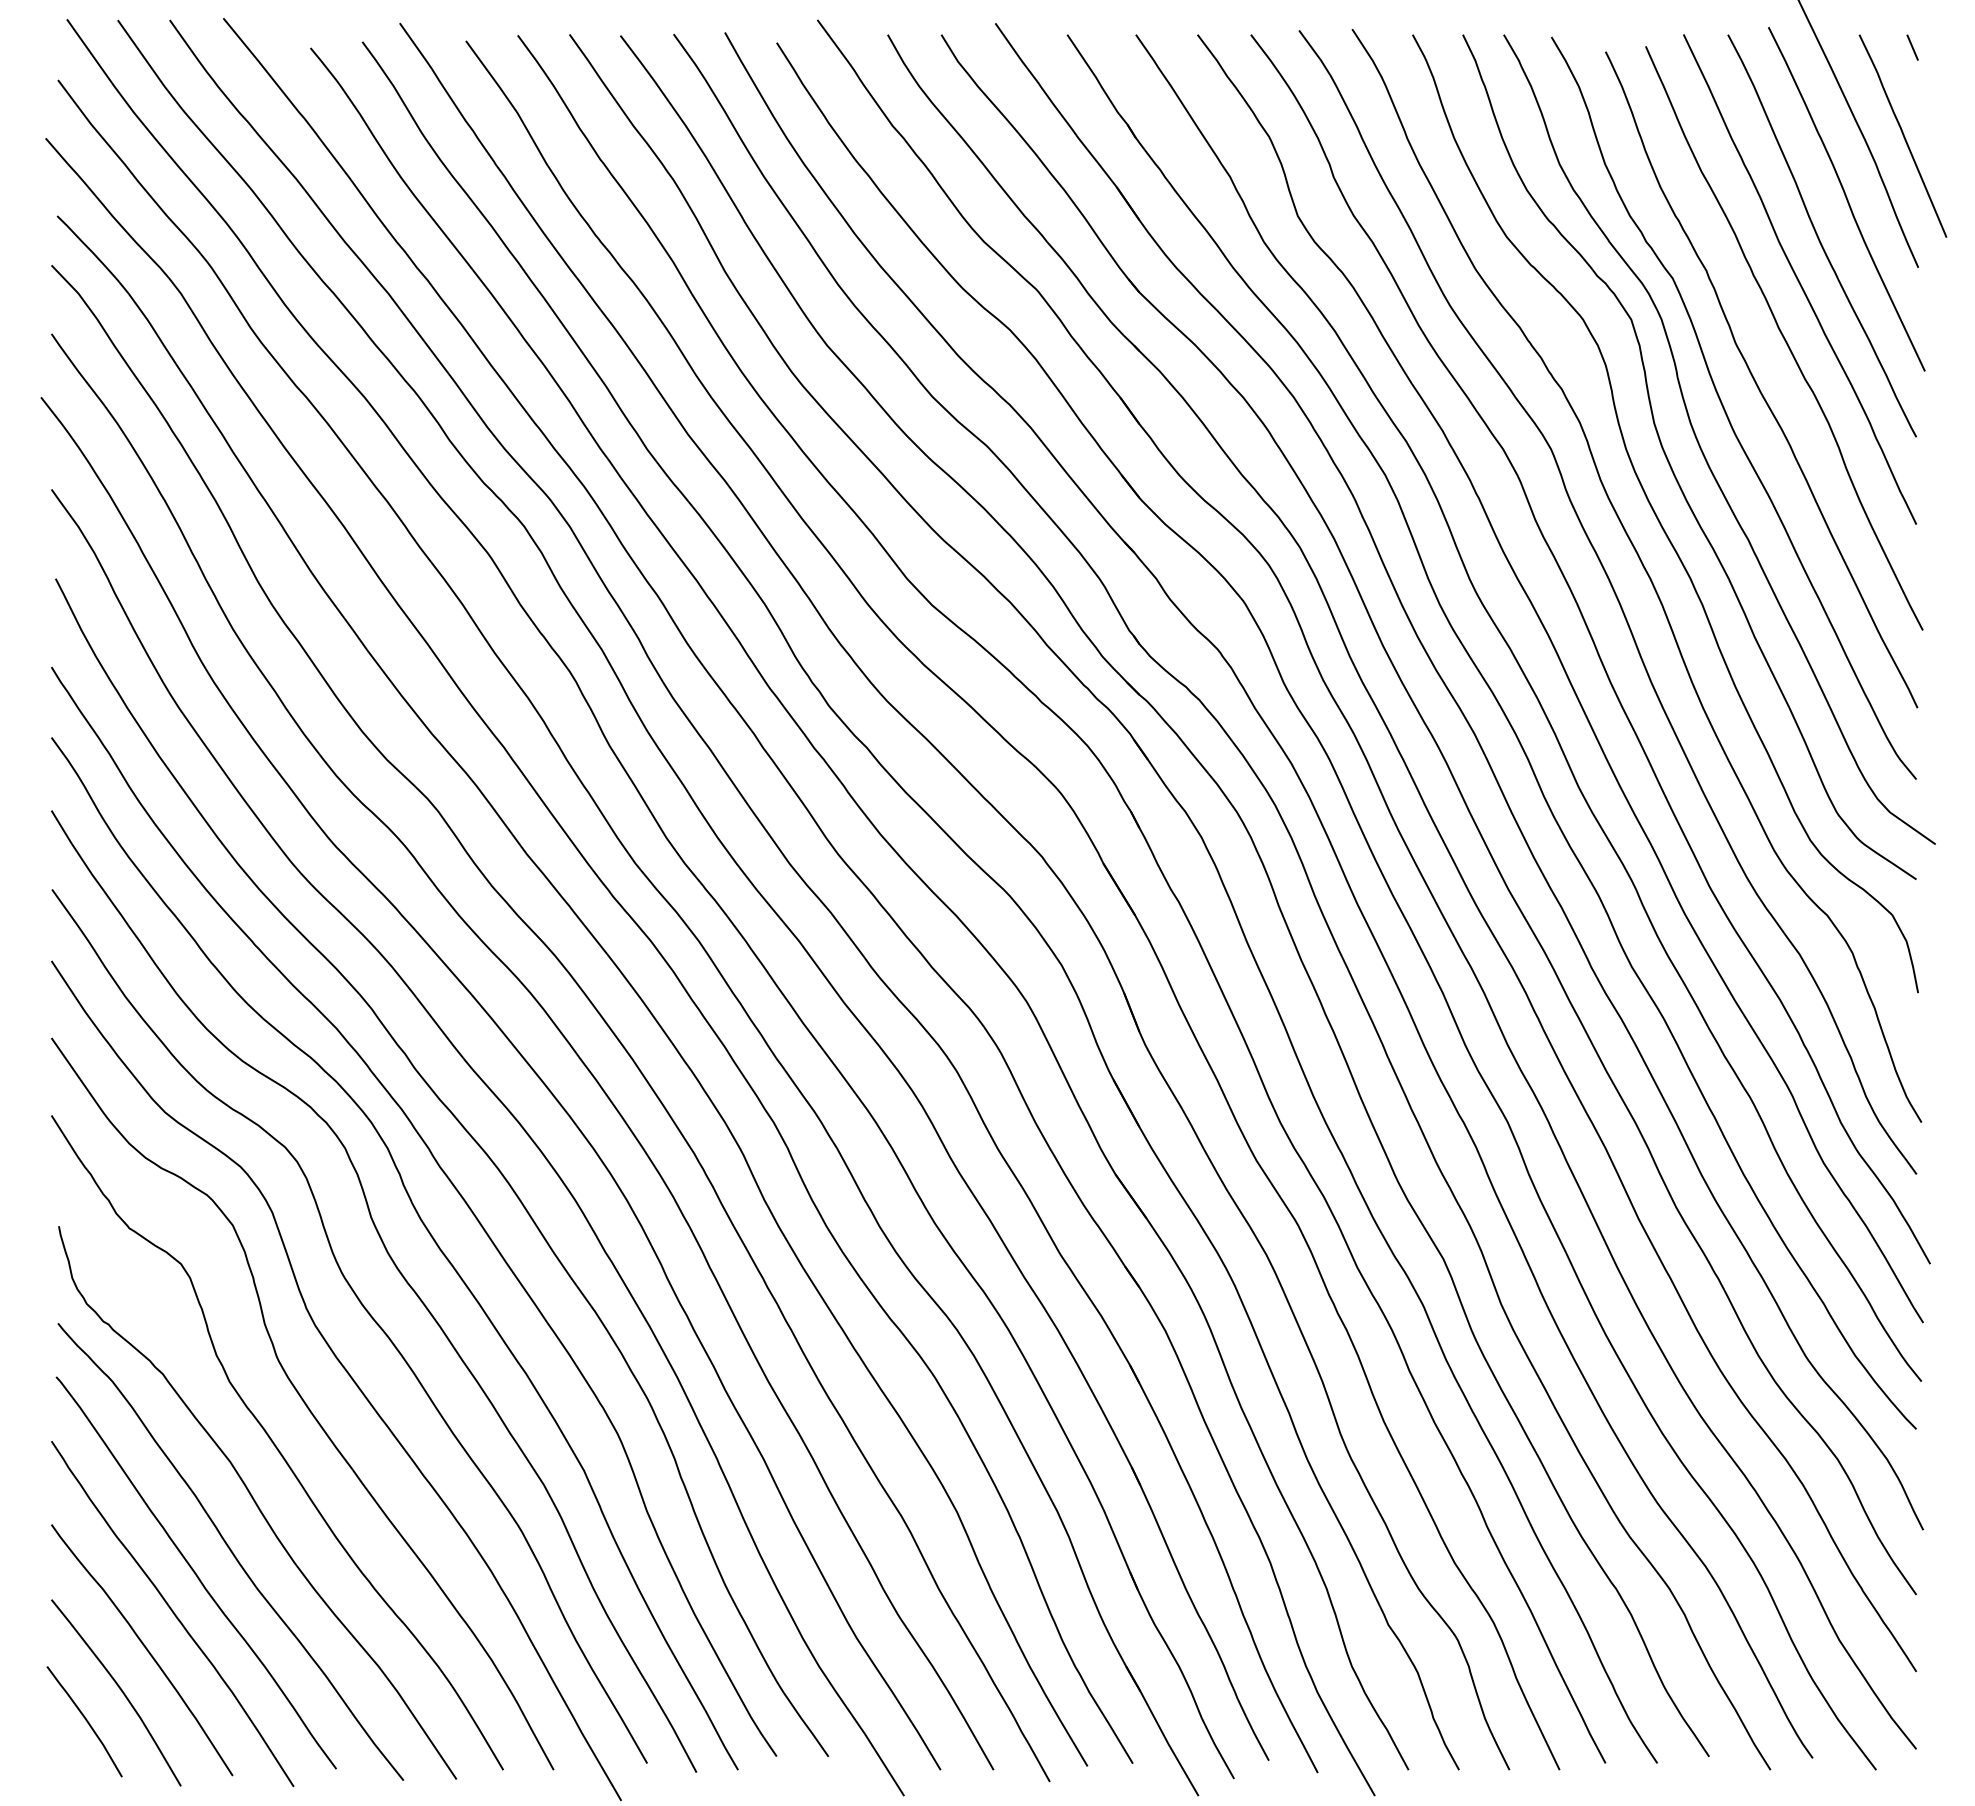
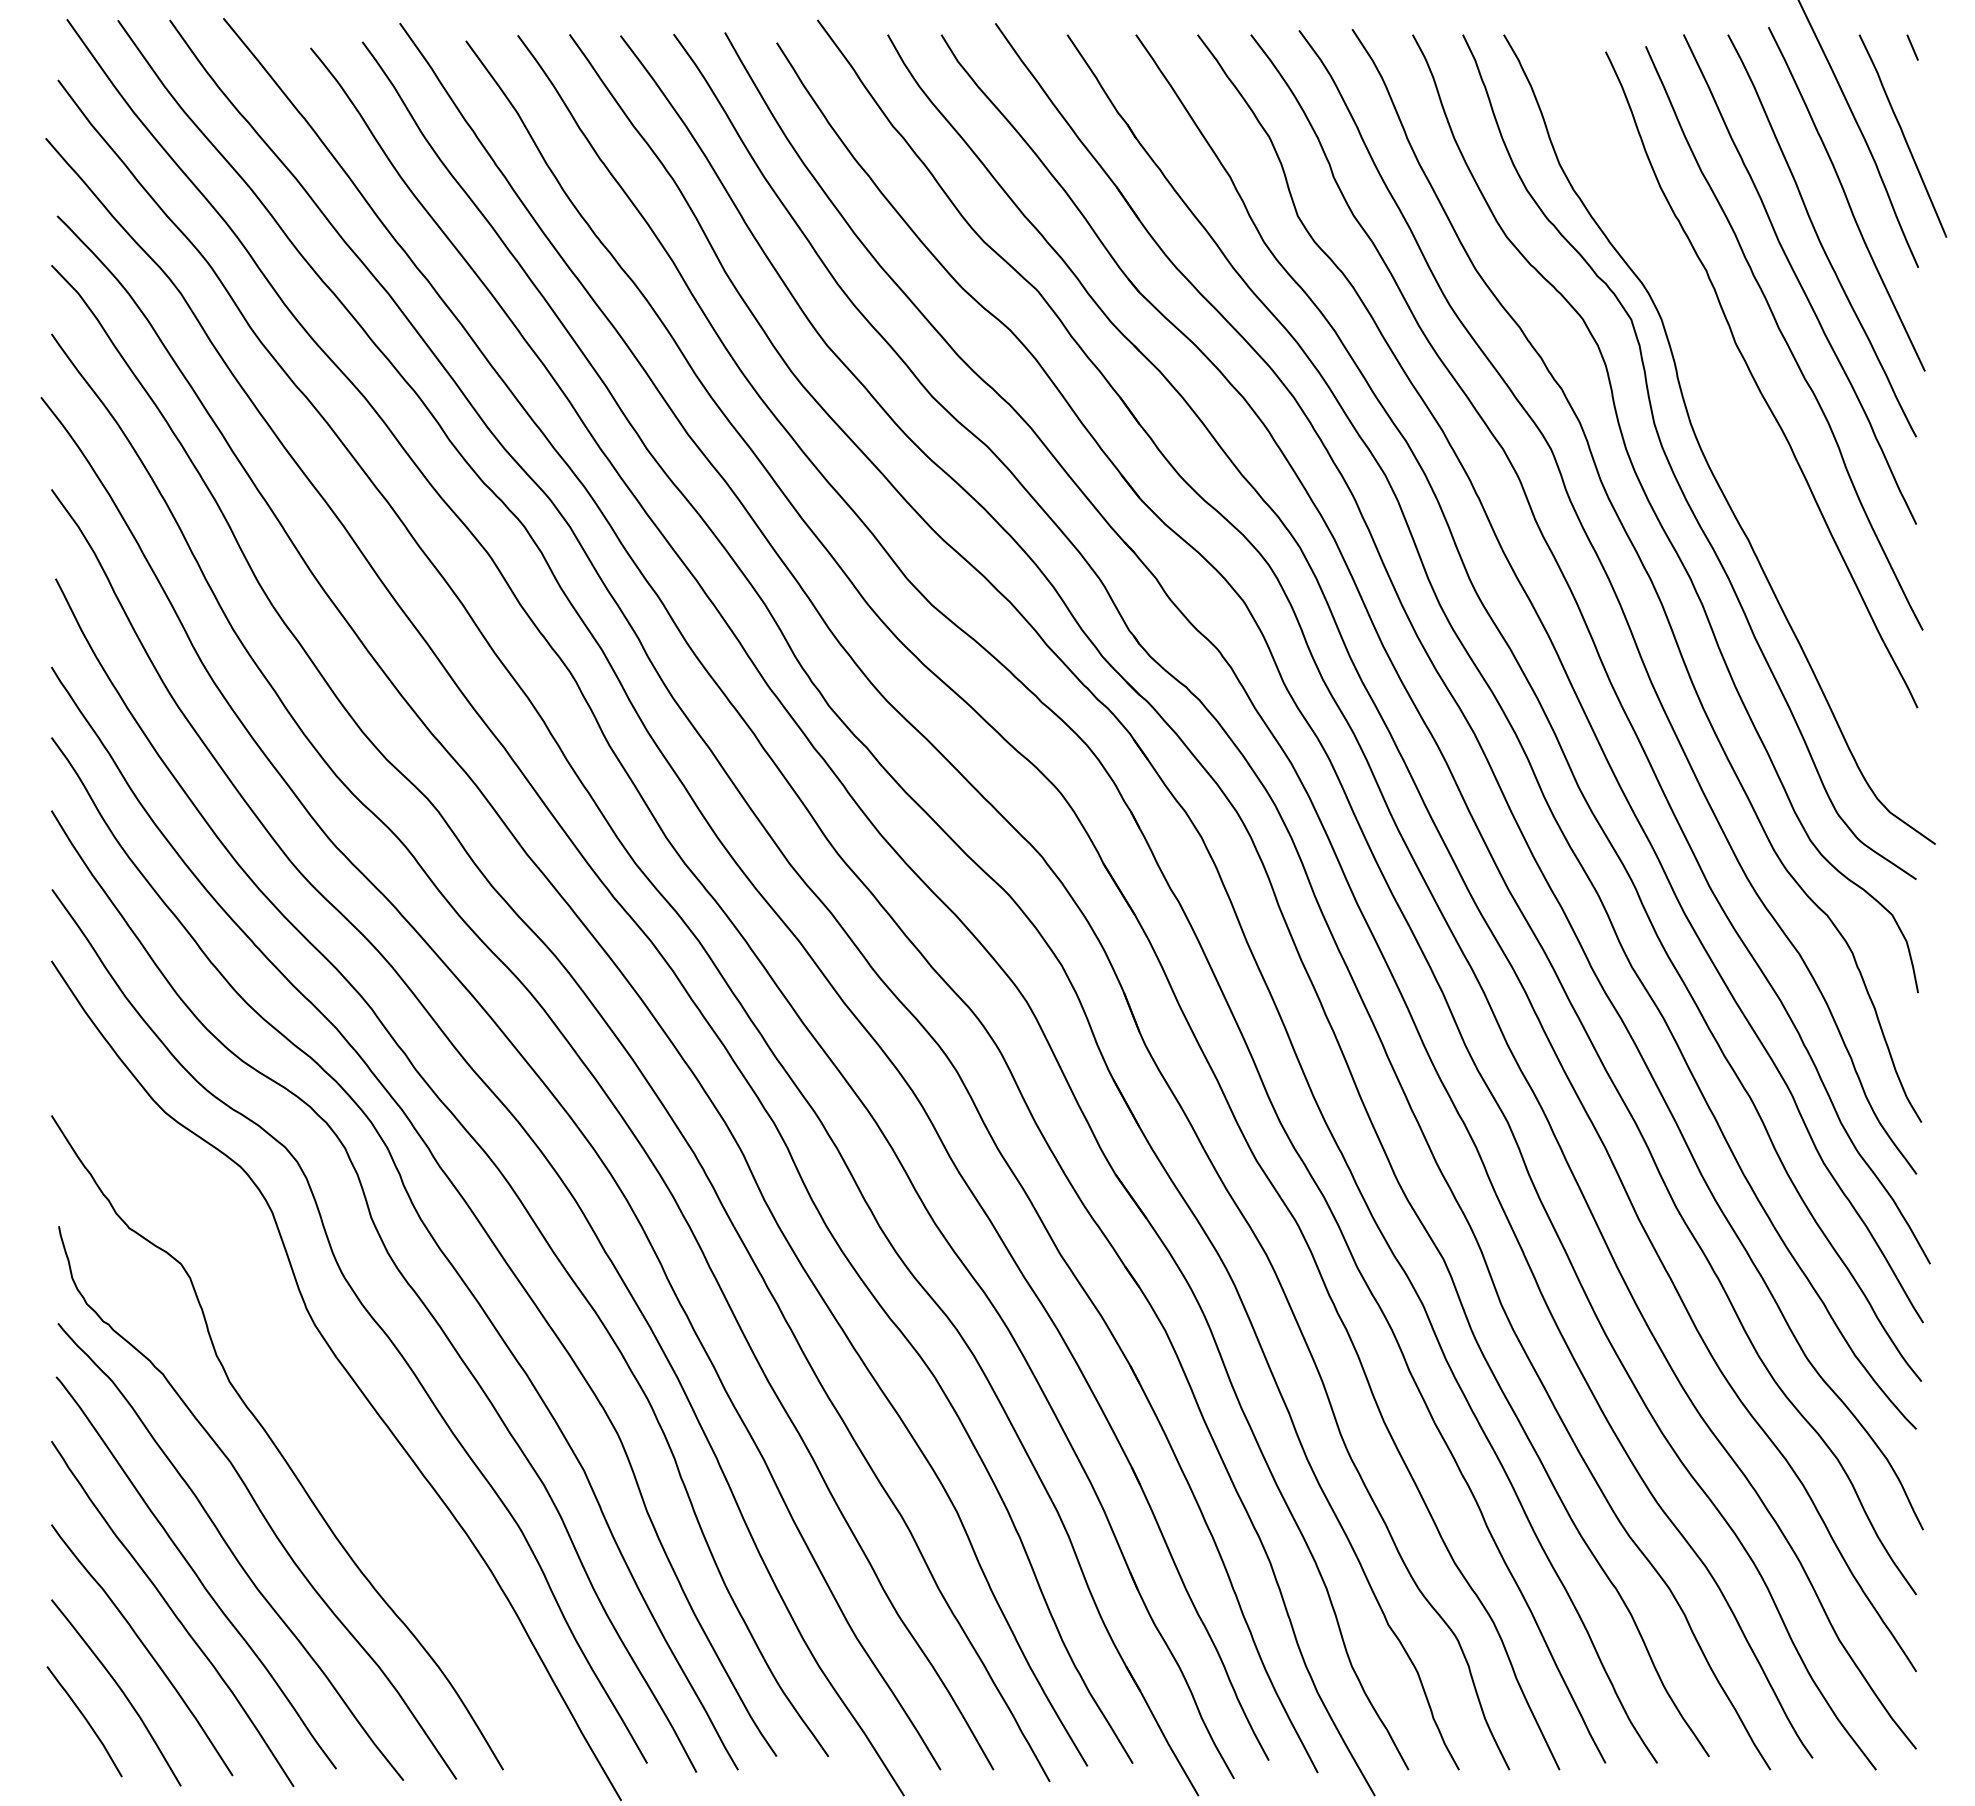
curve: present -> none (1726, 411)
curve: present -> none (303, 1402)
